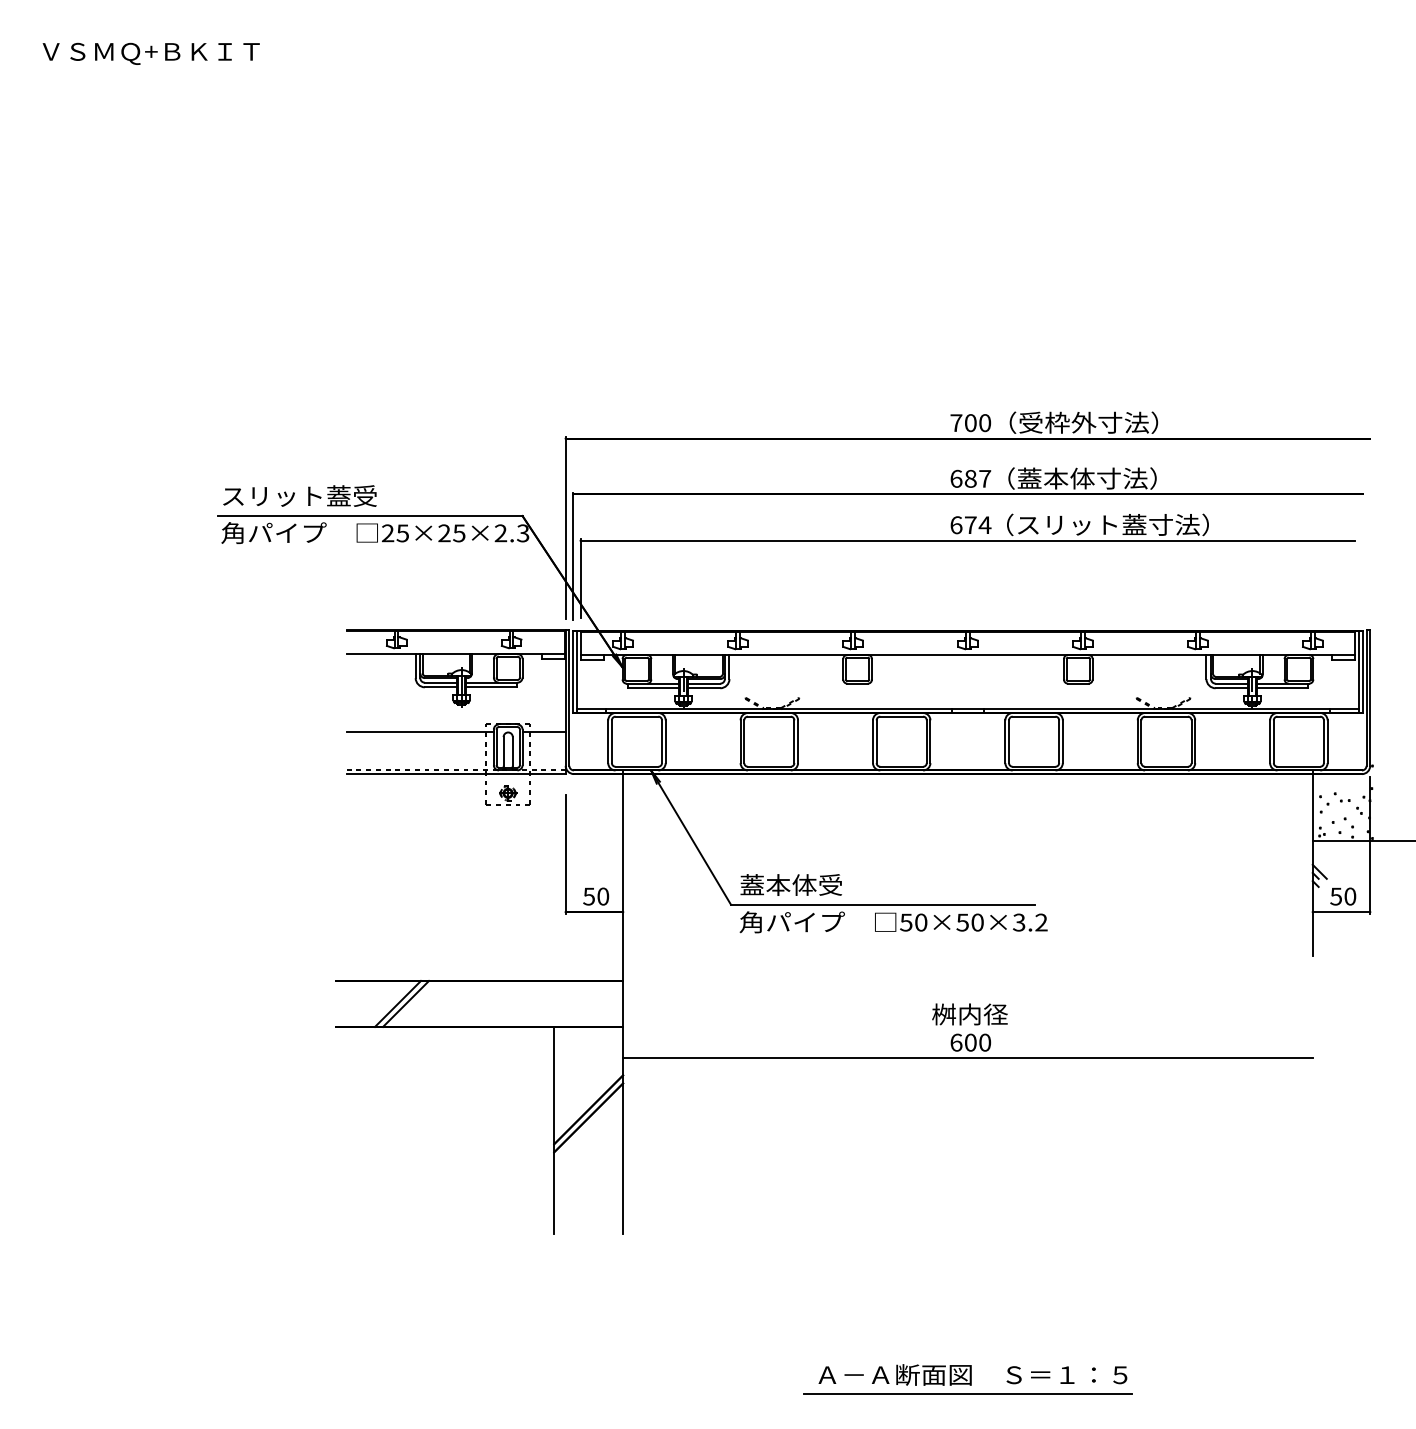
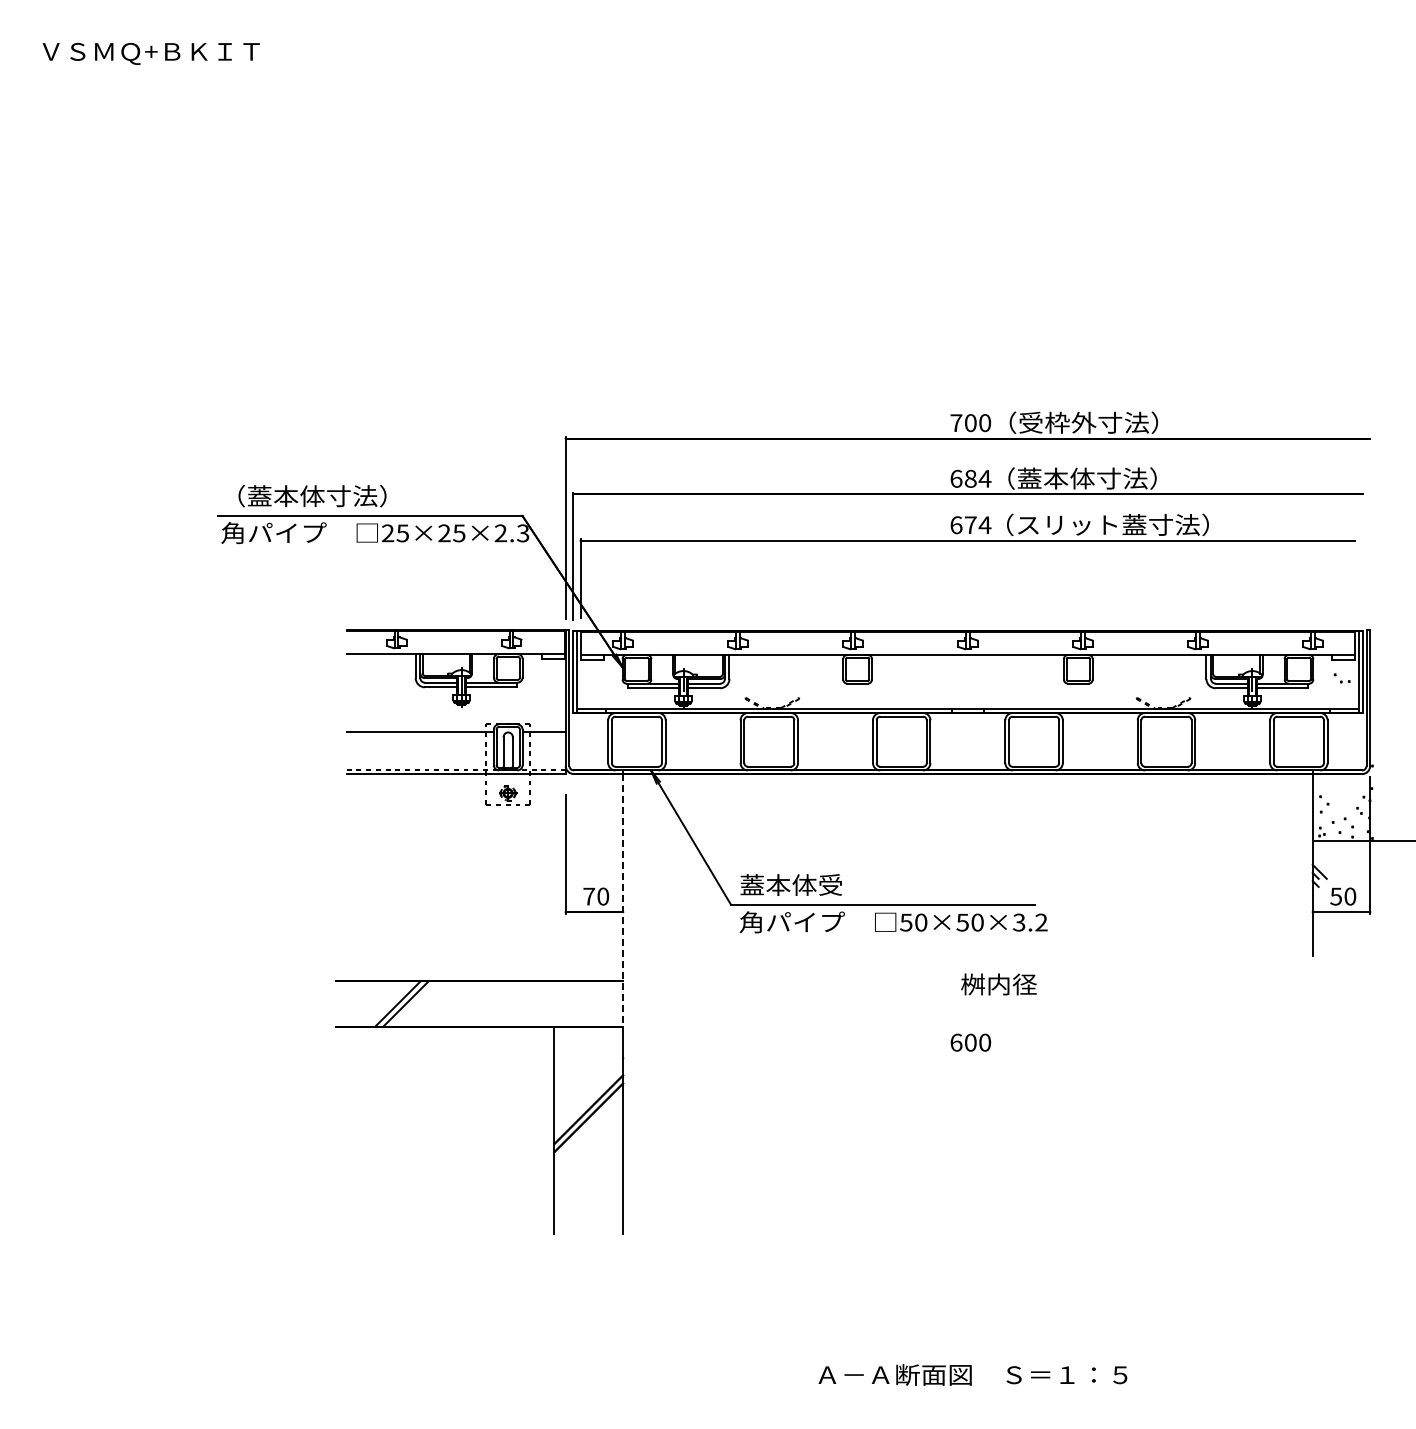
text: 687 -> 684 (984, 478)
text: スリット蓋受 -> （蓋本体寸法） (304, 496)
part position: (1341, 797) -> (1341, 678) (1341, 678)
text: 50 -> 70 (589, 896)
line: solid -> dashed (623, 901)
text position: (969, 1014) -> (998, 984) (998, 984)
line: present -> none (967, 1058)
line: present -> none (967, 1393)
